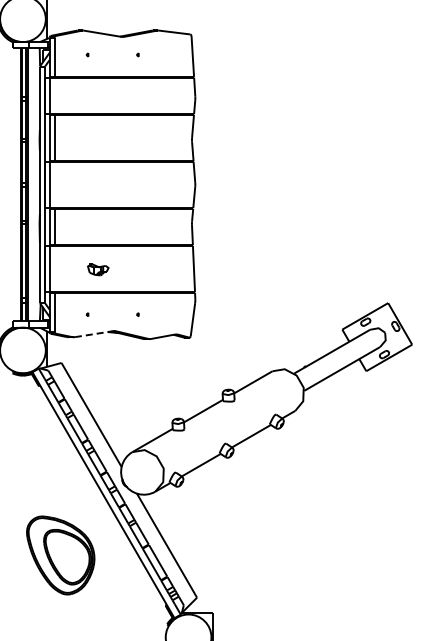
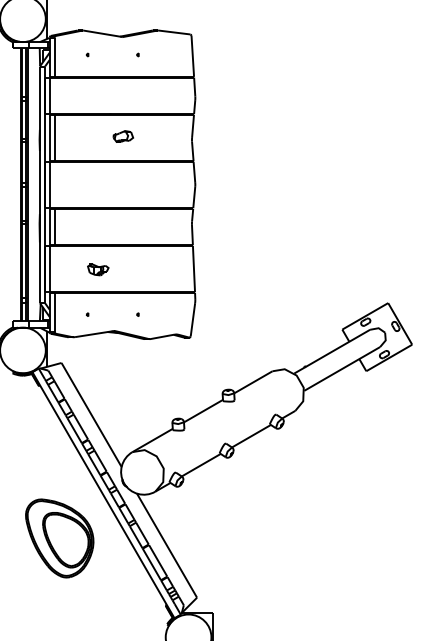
part: none -> present (122, 136)
line: dashed -> solid (94, 334)
part position: (60, 555) -> (59, 538) (59, 538)
